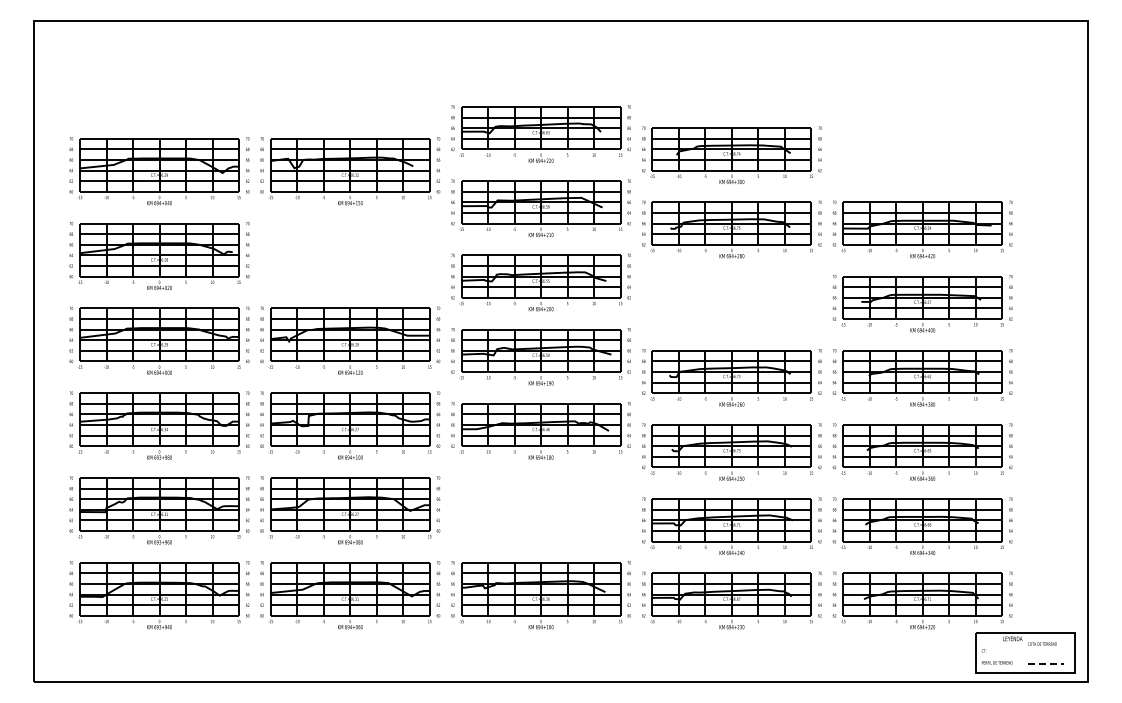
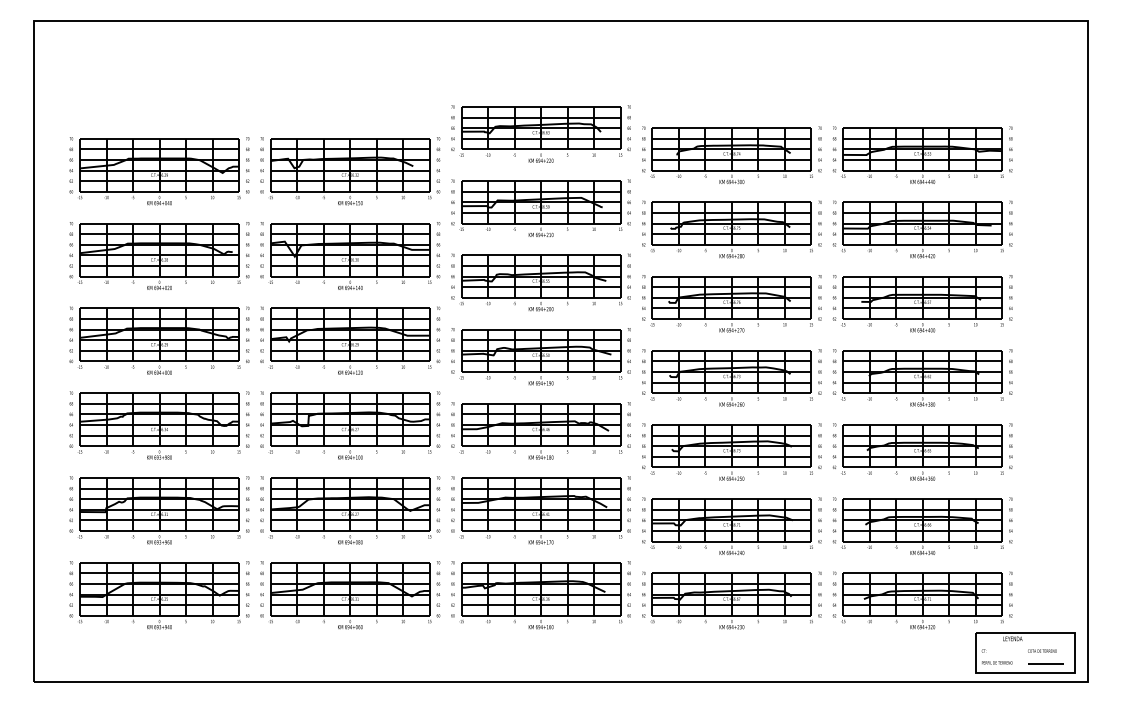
part: none -> present (922, 154)
part: none -> present (350, 255)
part: none -> present (731, 303)
part: none -> present (540, 510)
text position: (1042, 643) -> (1042, 650) (1042, 650)
line: dashed -> solid (1046, 663)
